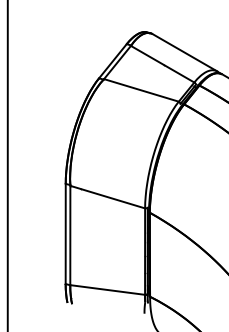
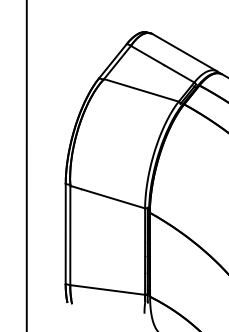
line position: (7, 165) -> (26, 165) (26, 165)
